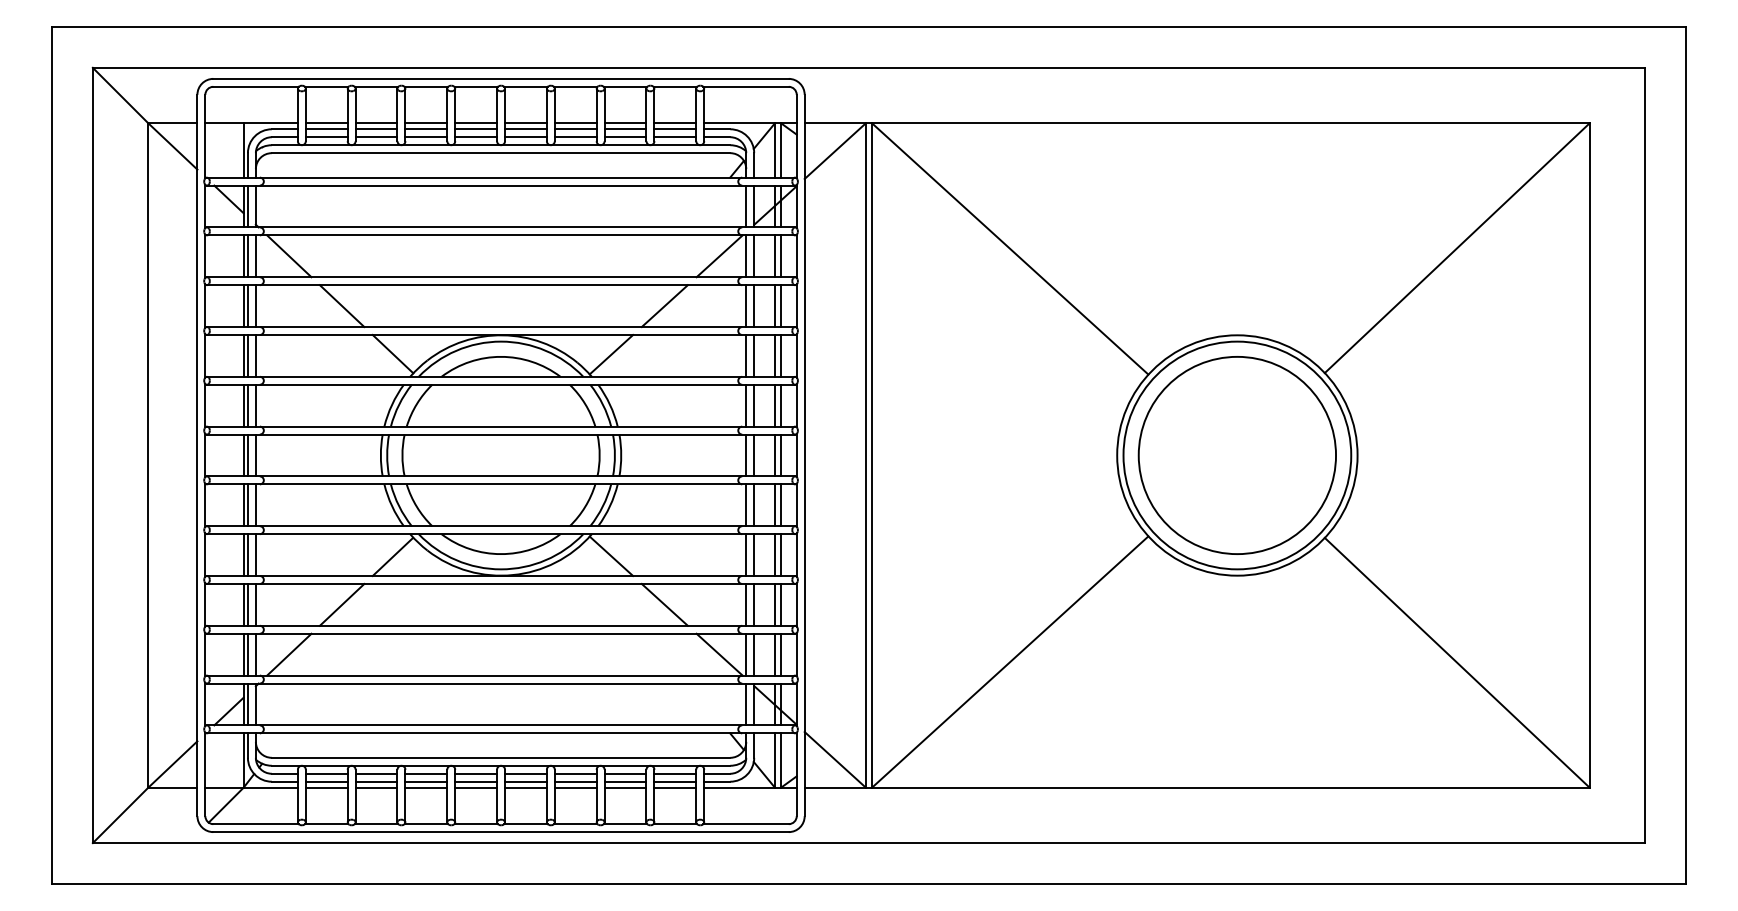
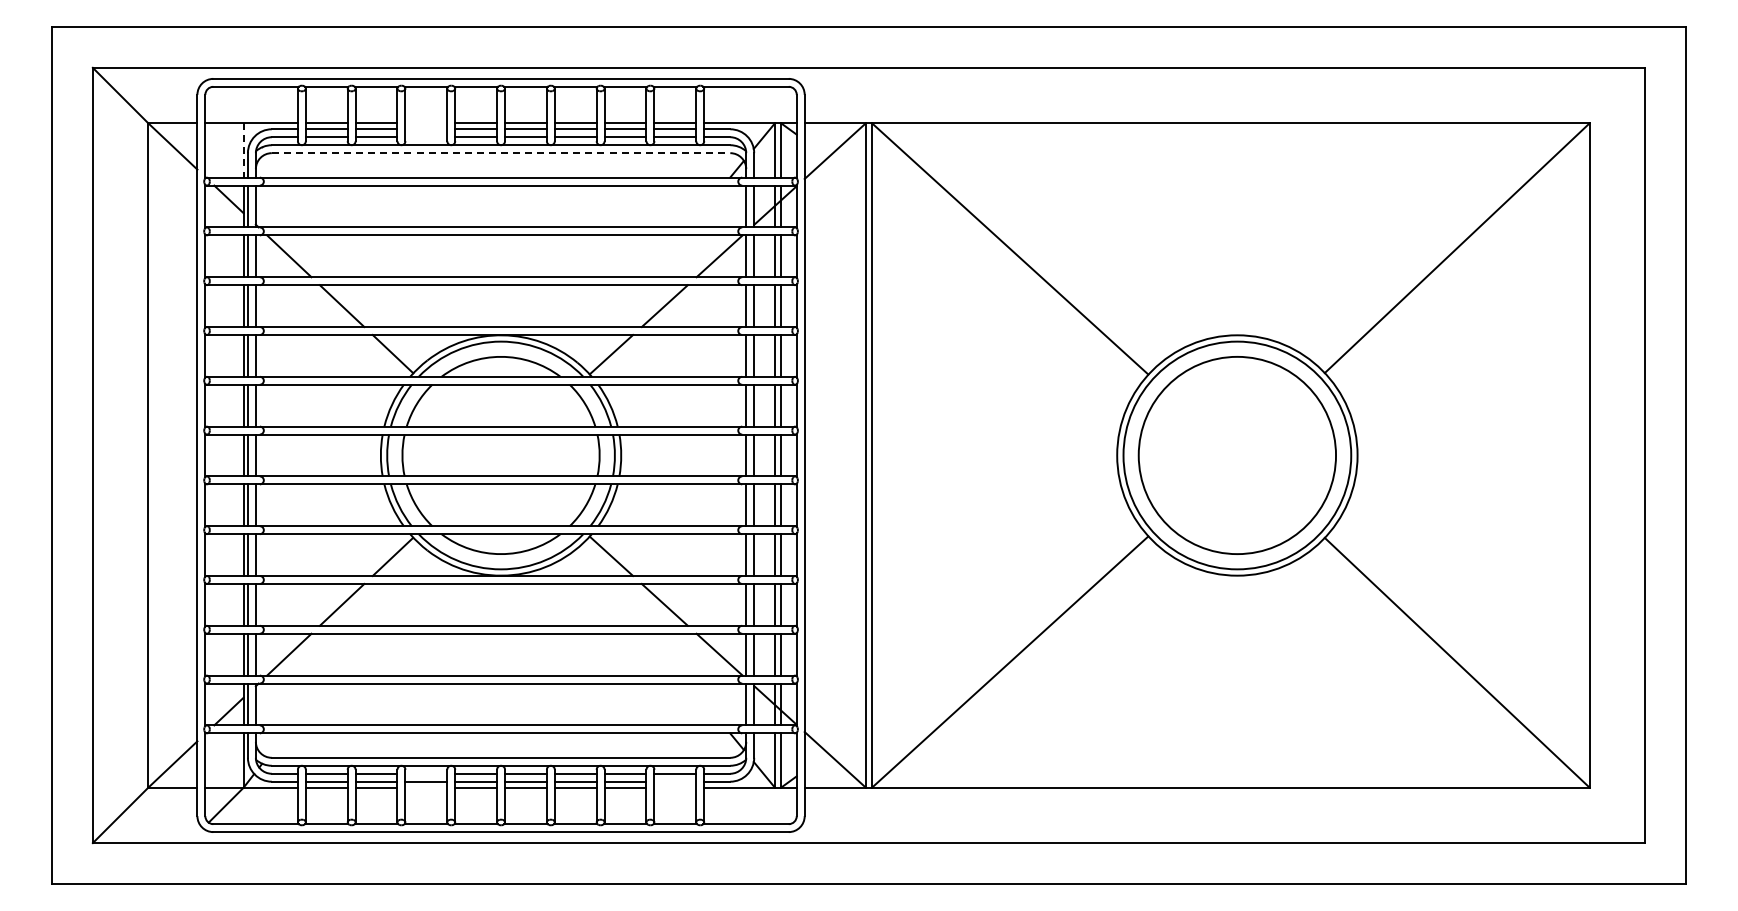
line: present -> none (426, 123)
line: present -> none (426, 129)
line: present -> none (426, 137)
line: solid -> dashed (243, 150)
line: solid -> dashed (501, 153)
line: present -> none (426, 773)
line: present -> none (675, 781)
line: present -> none (426, 787)
line: present -> none (675, 787)
